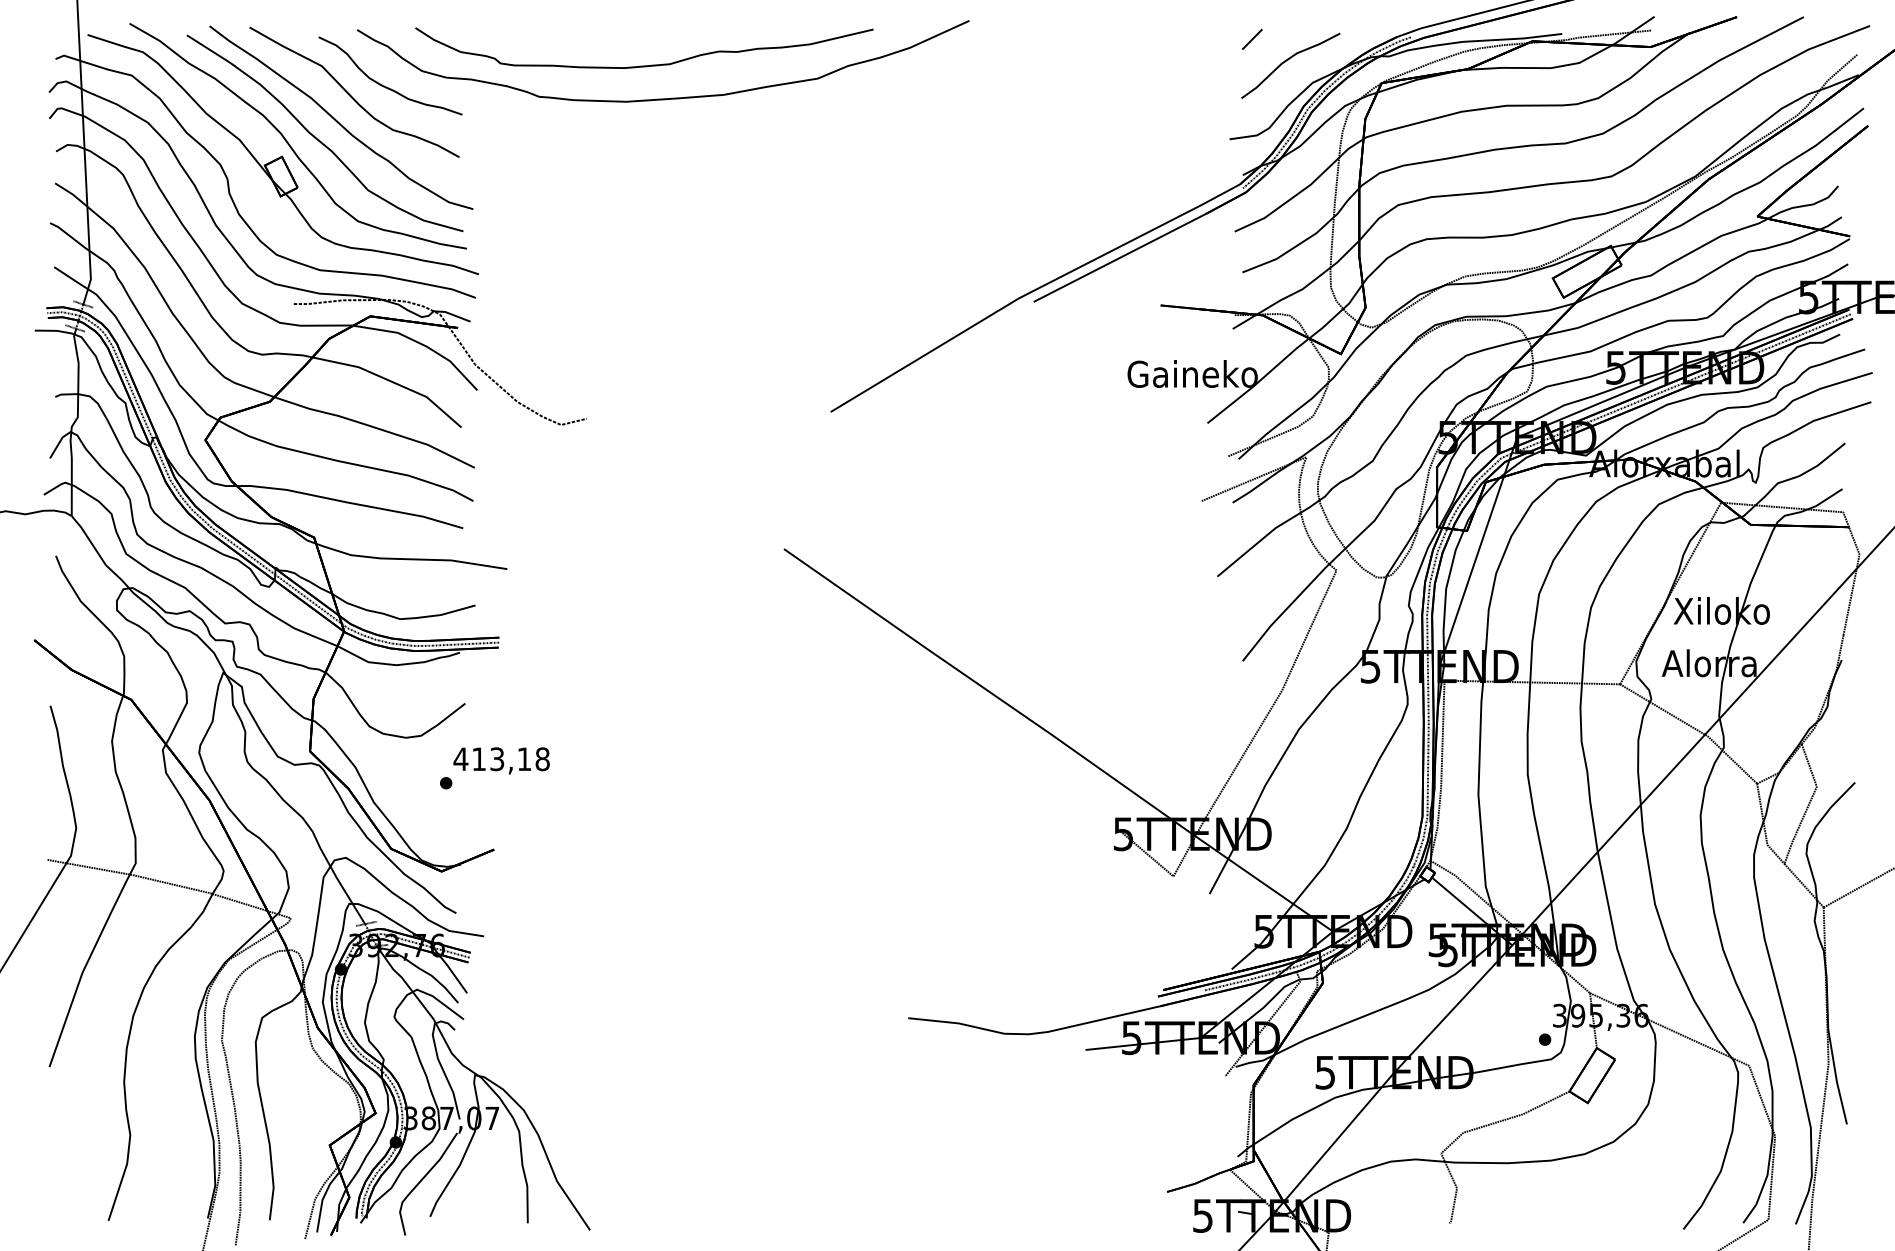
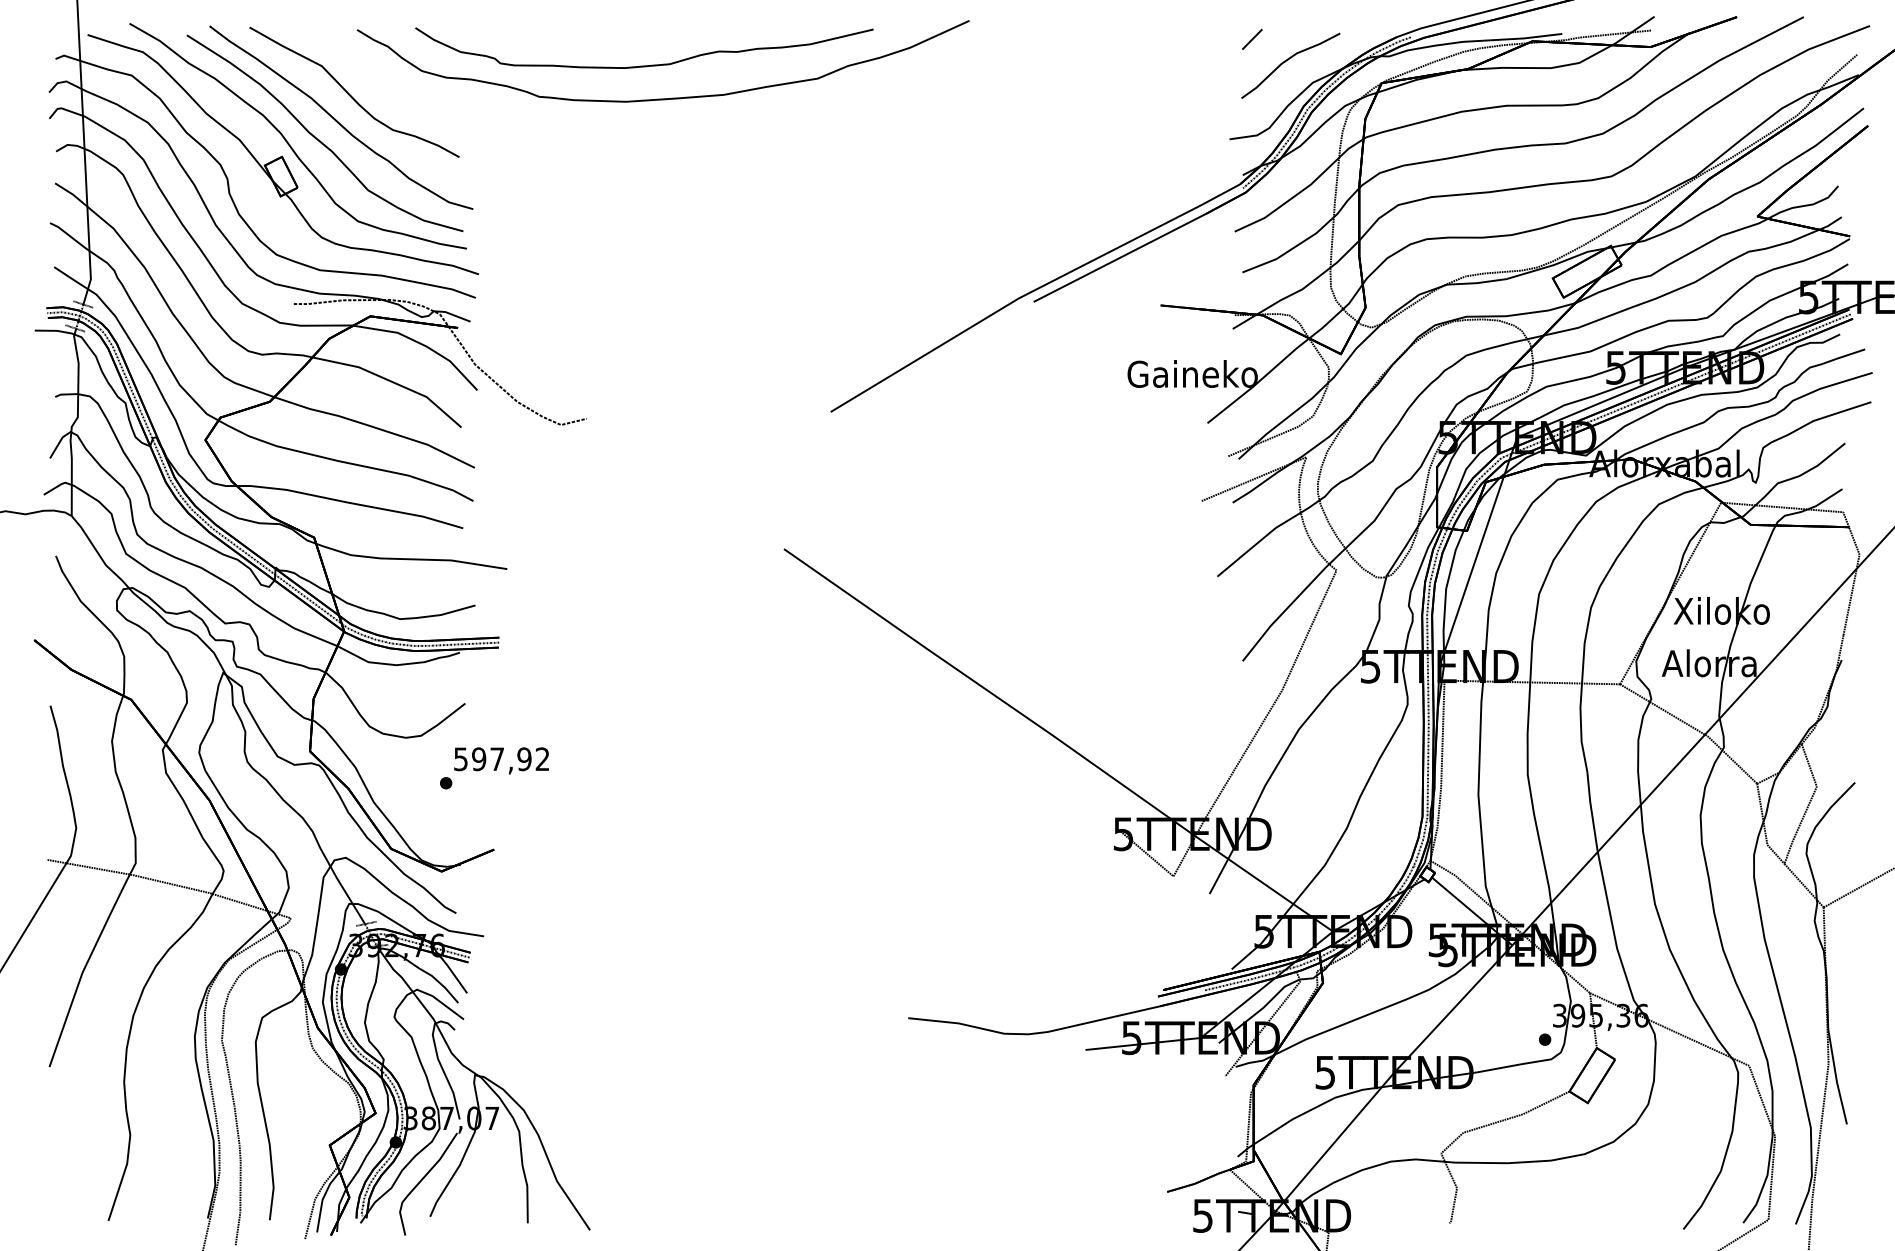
curve: present -> none (384, 85)
text: 413,18 -> 597,92 (501, 759)
